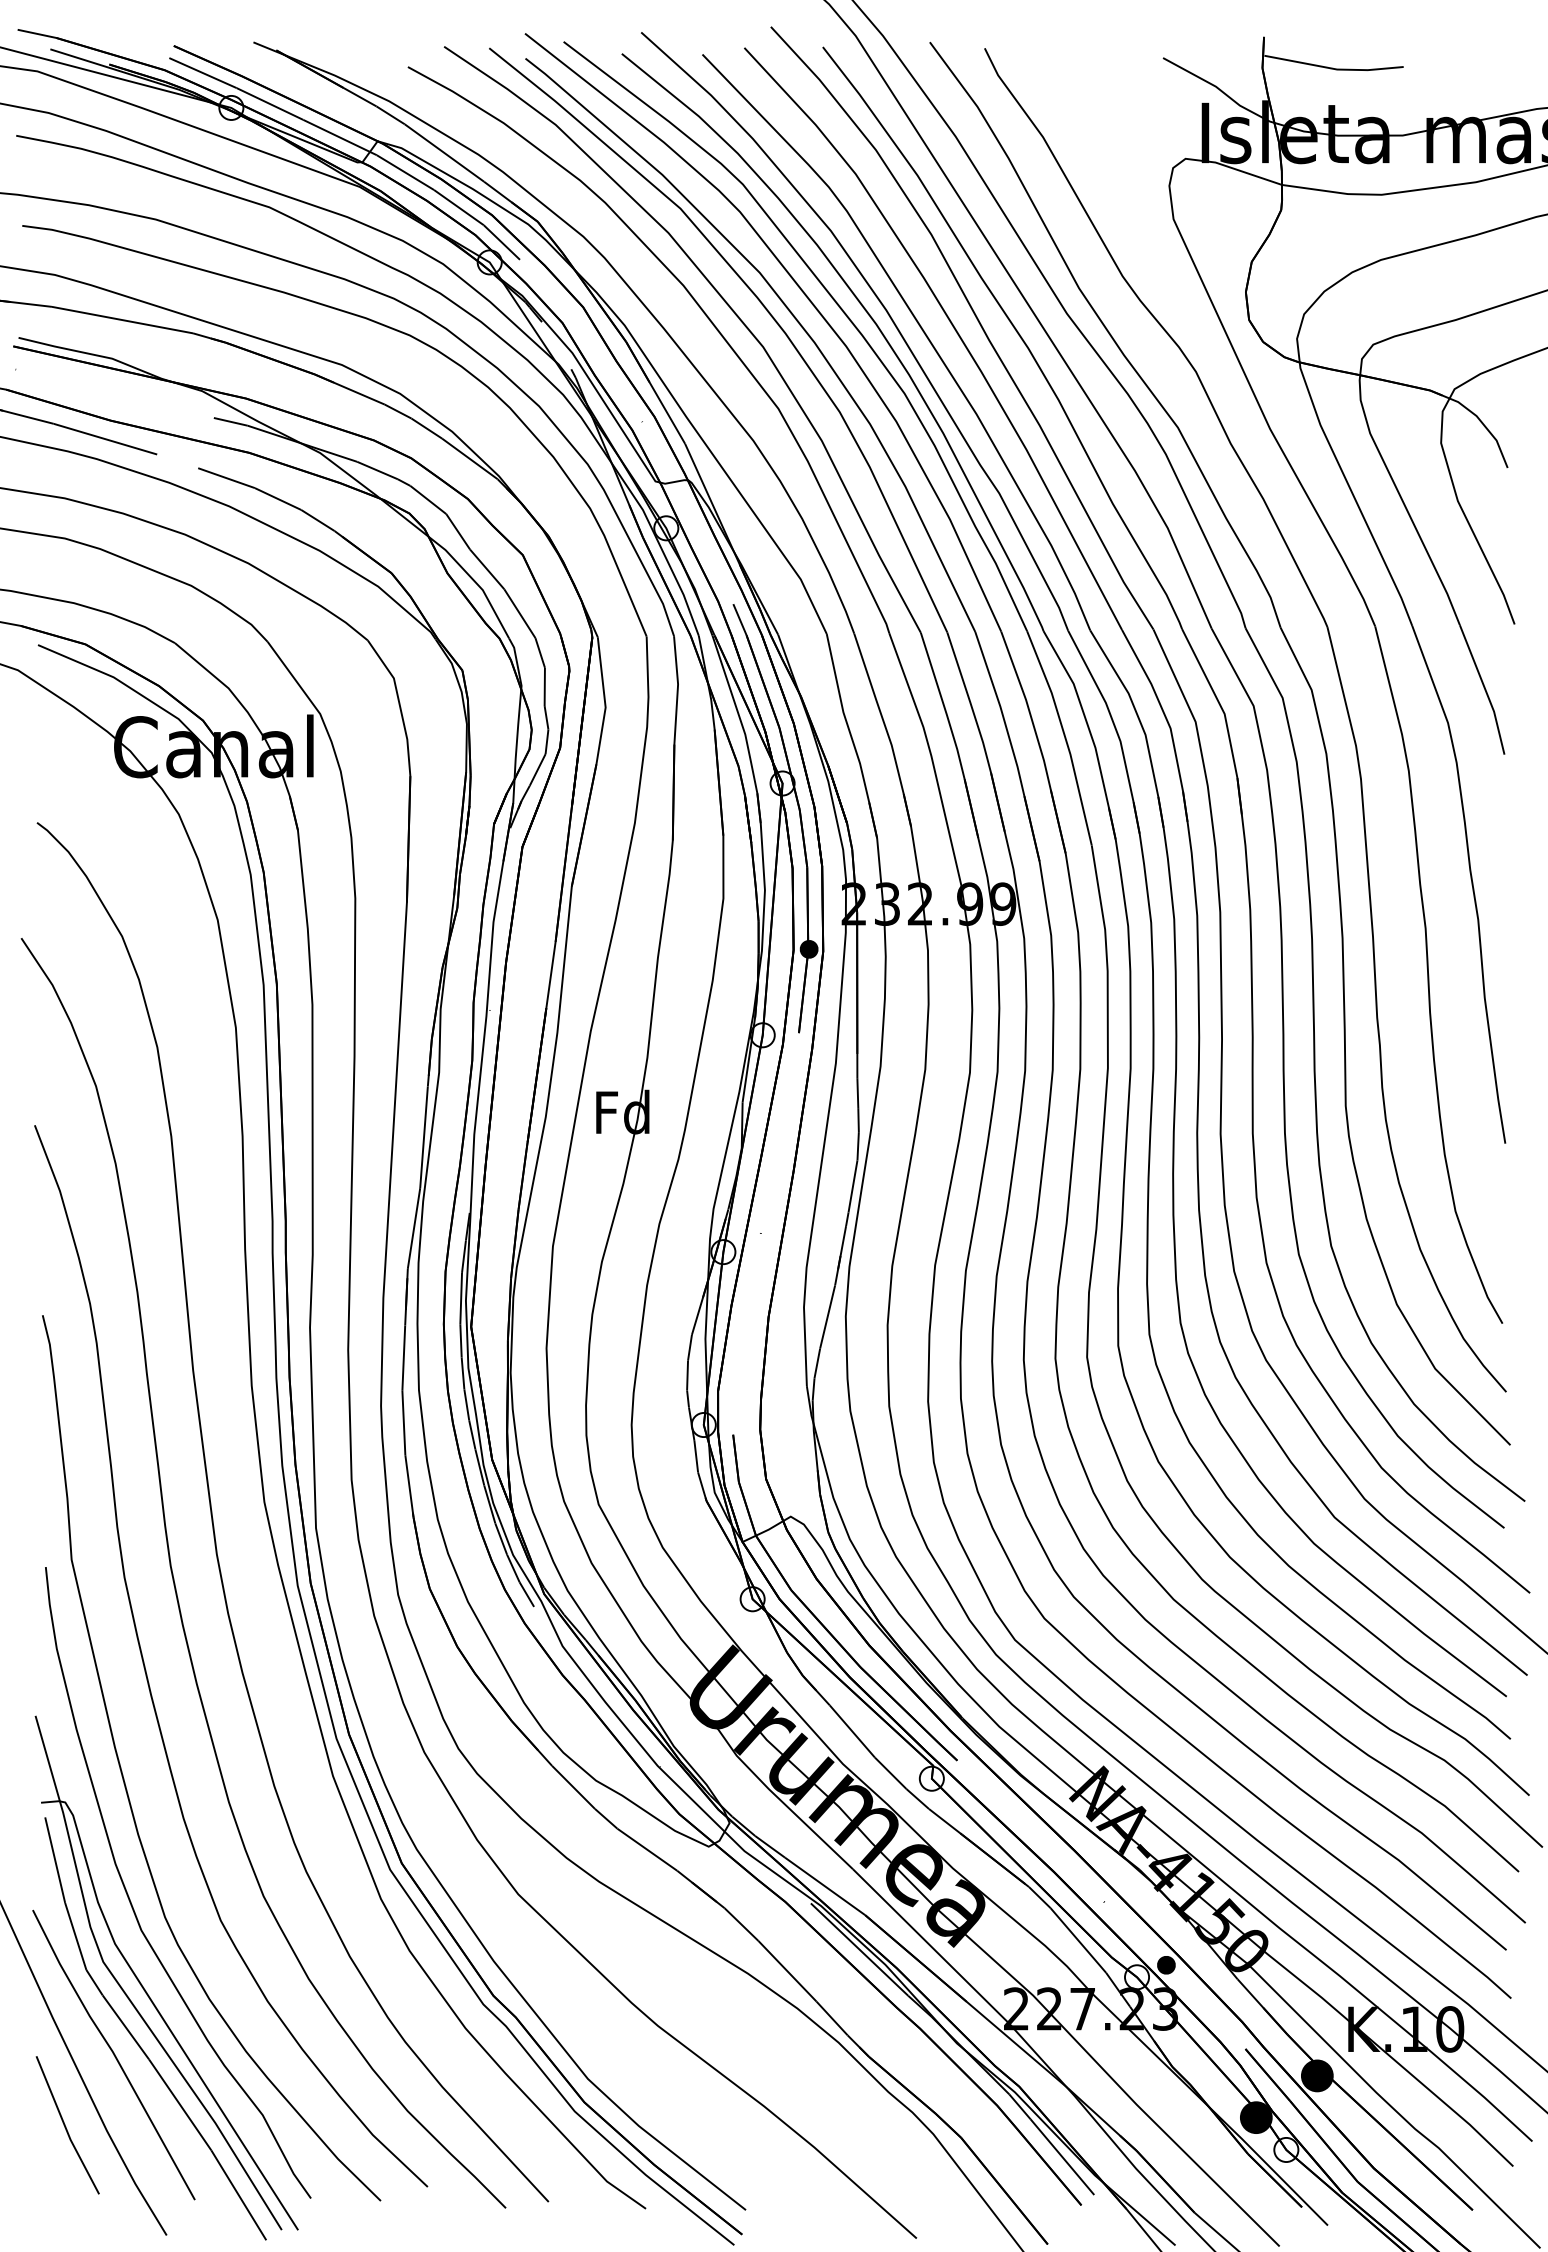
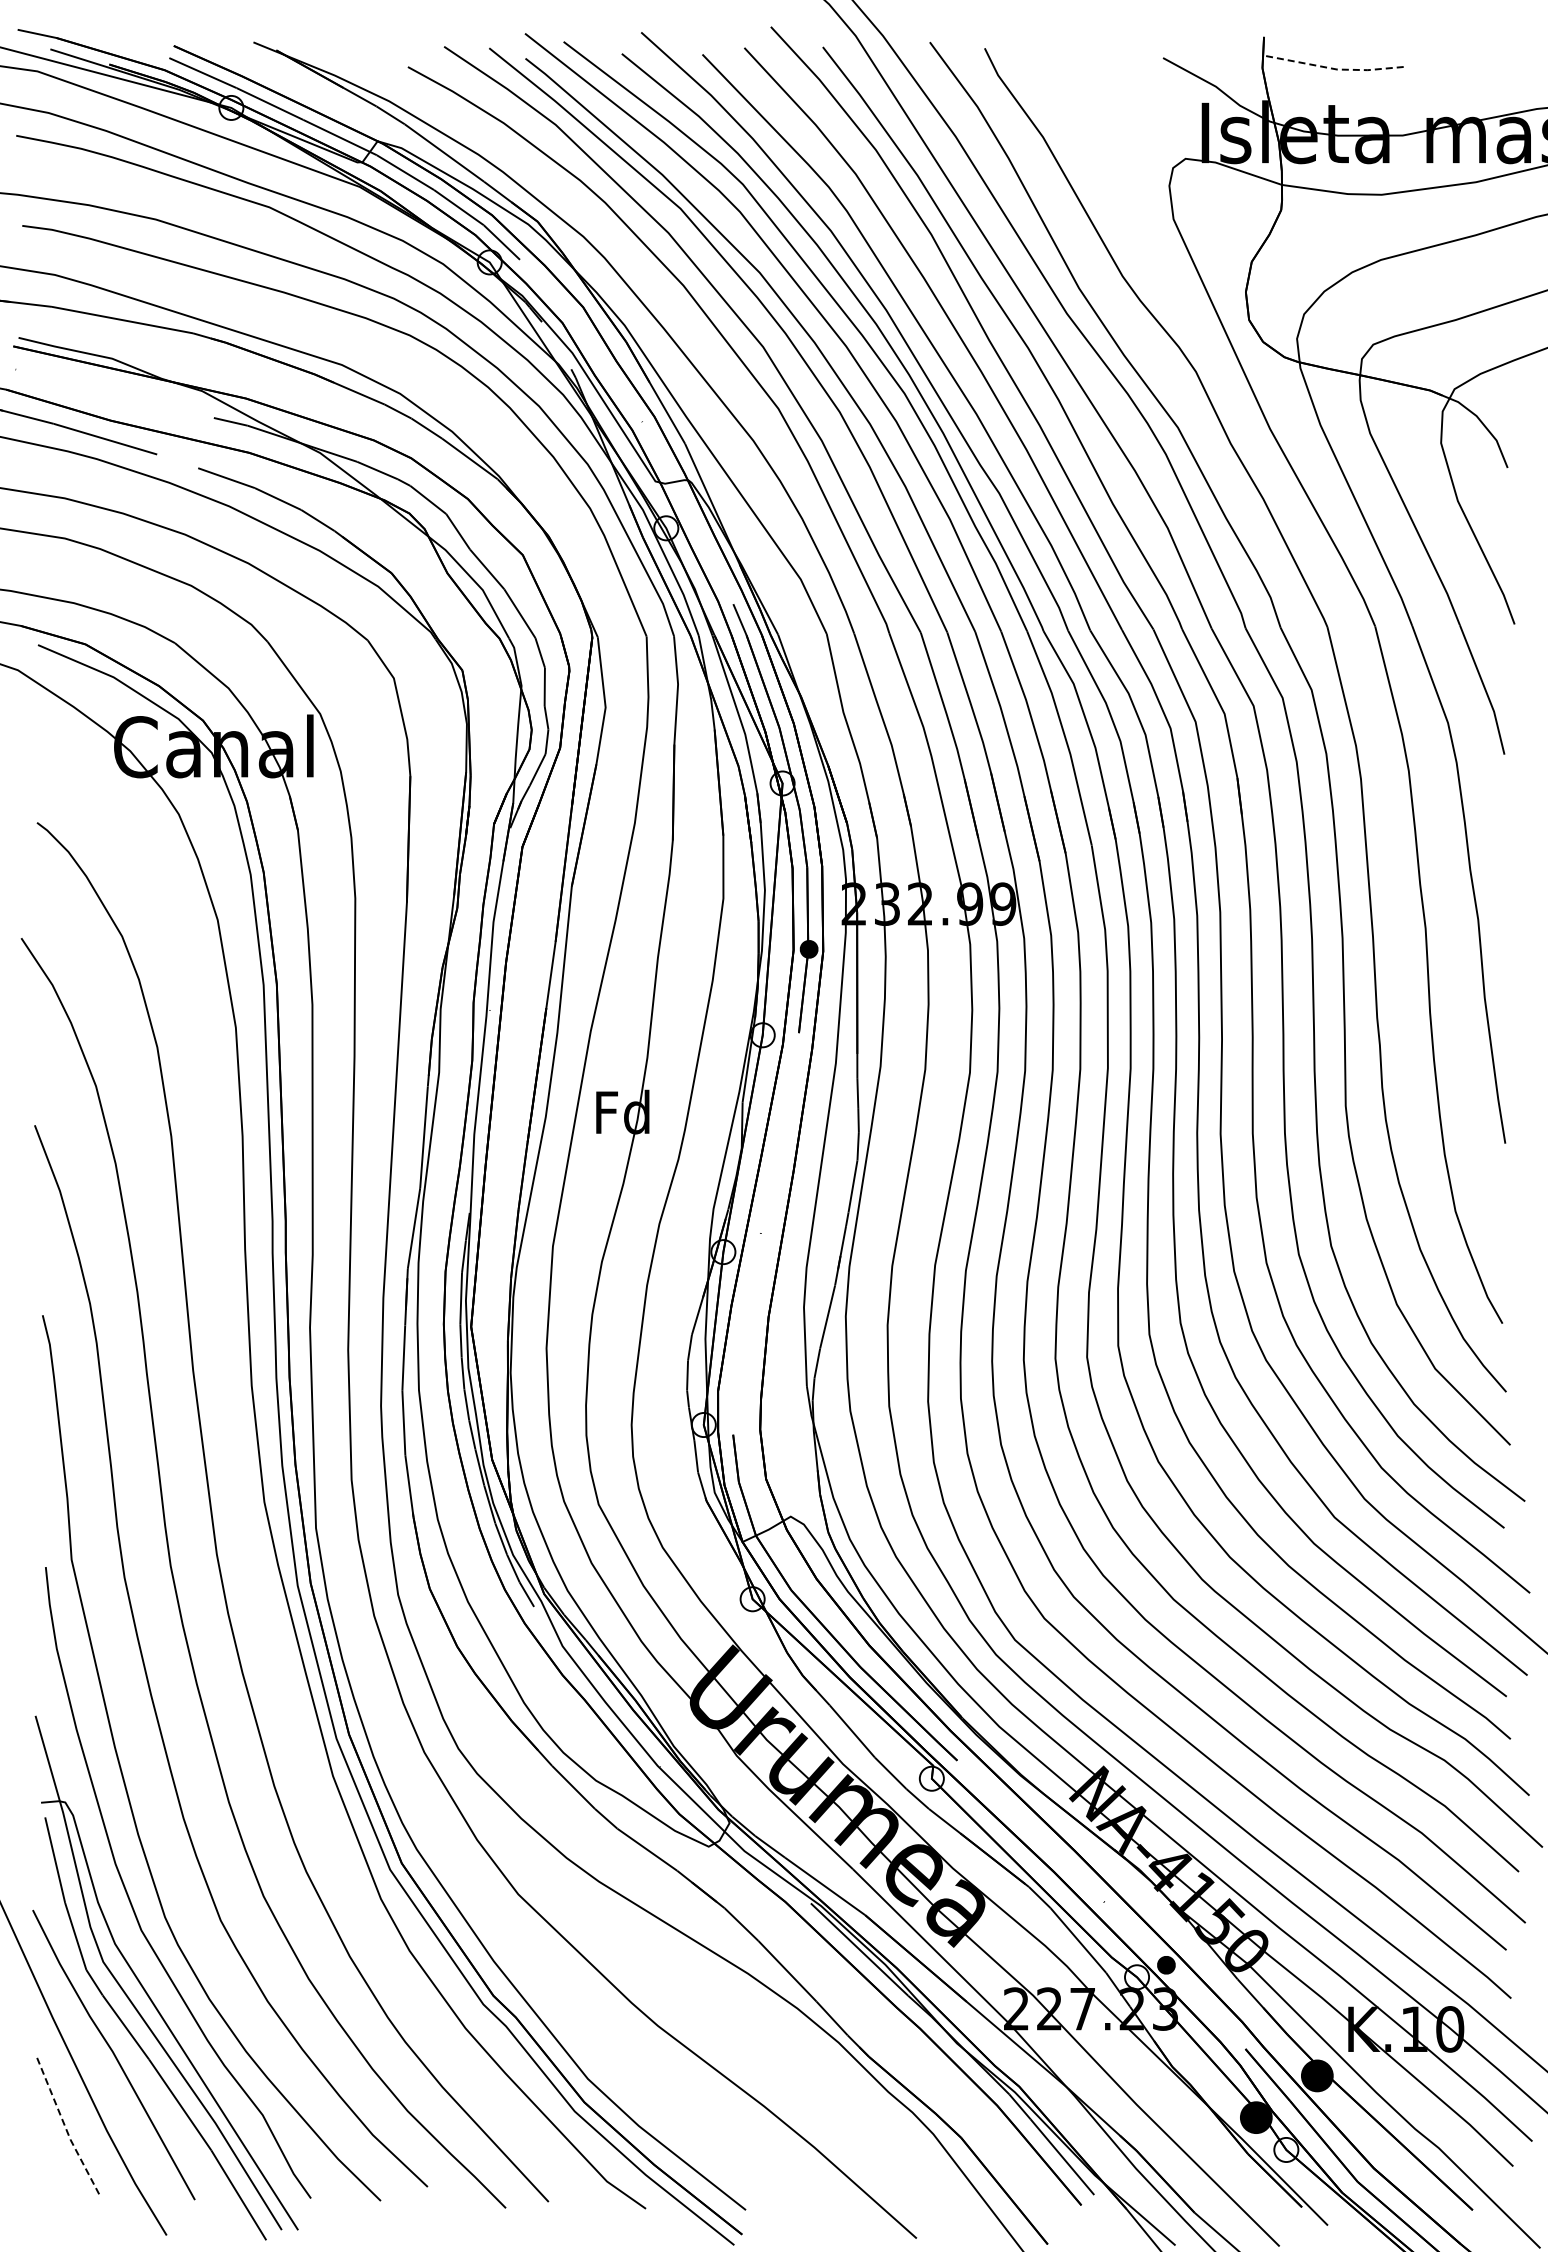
line: solid -> dashed (1335, 69)
line: solid -> dashed (65, 2126)
